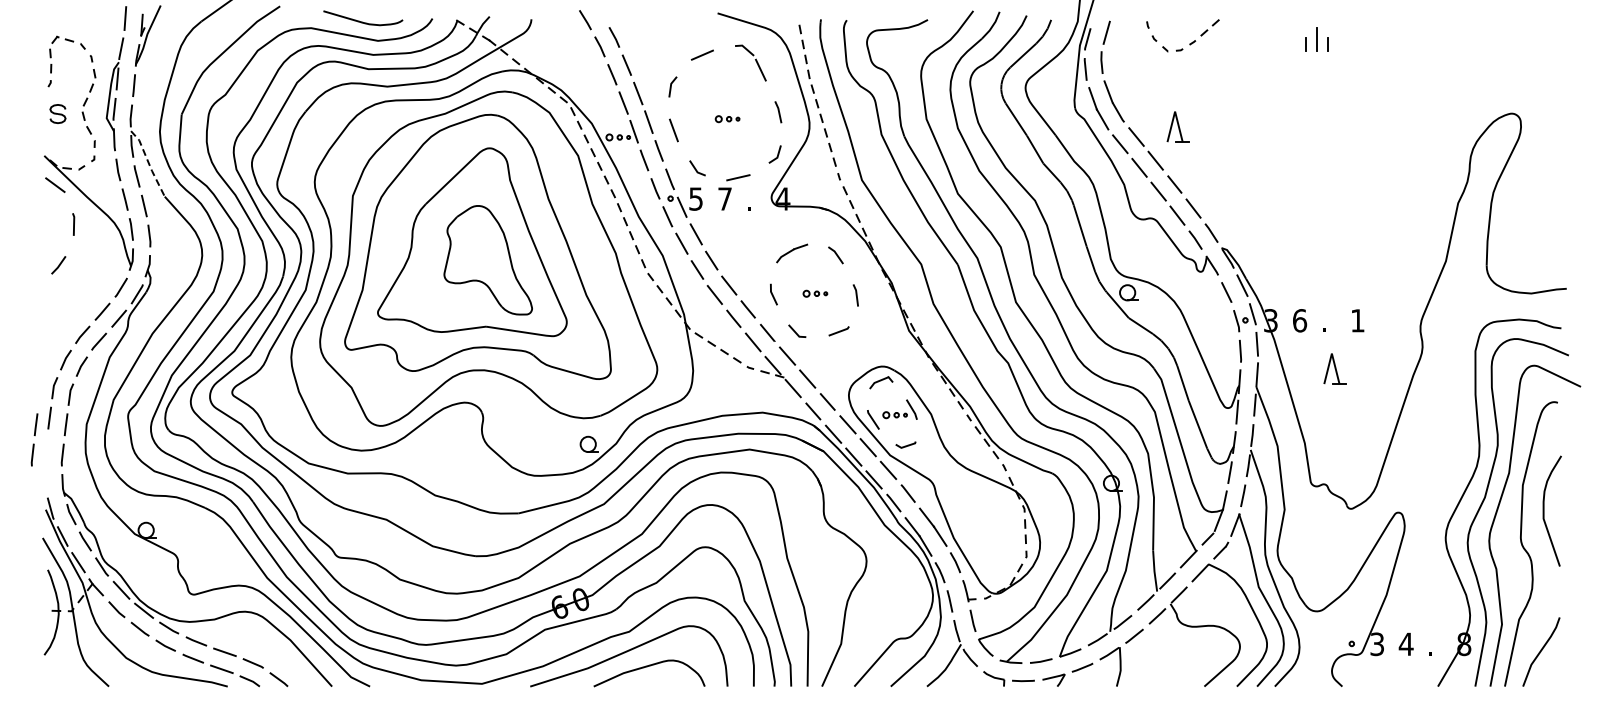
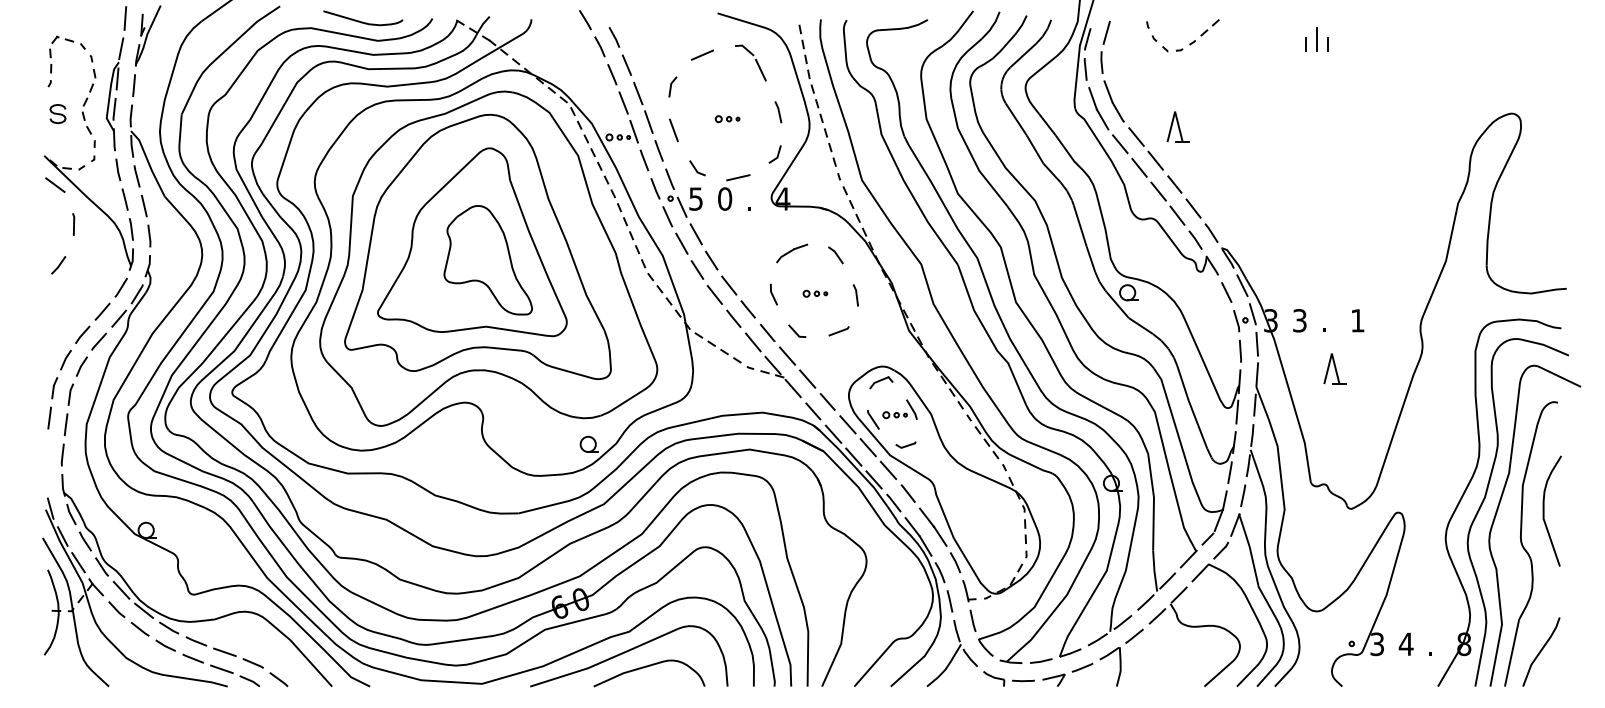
line: dashed -> solid (148, 162)
text: 7 -> 0 (725, 198)
text: 6 -> 3 (1300, 320)
line: present -> none (35, 436)
